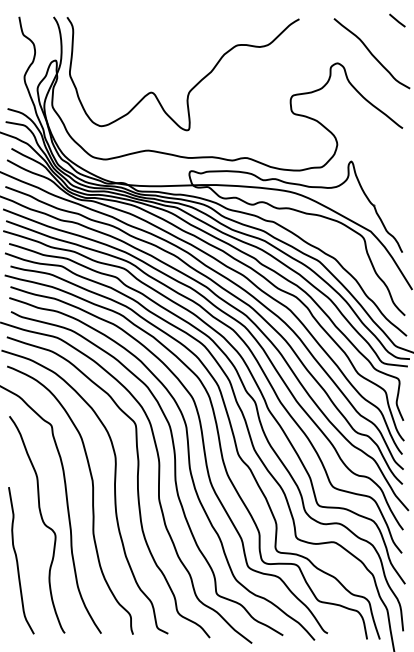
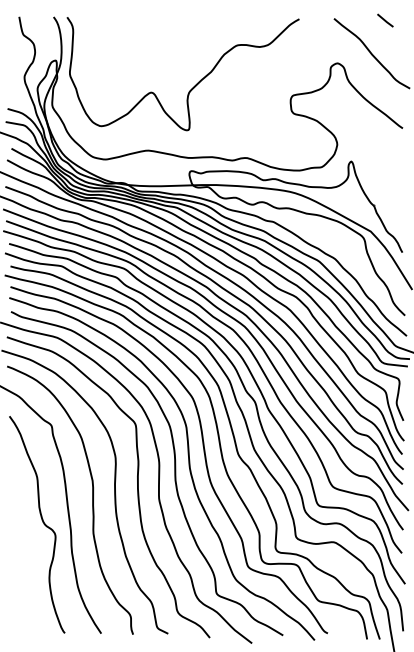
line position: (397, 20) -> (385, 20) (385, 20)
curve: present -> none (18, 562)
